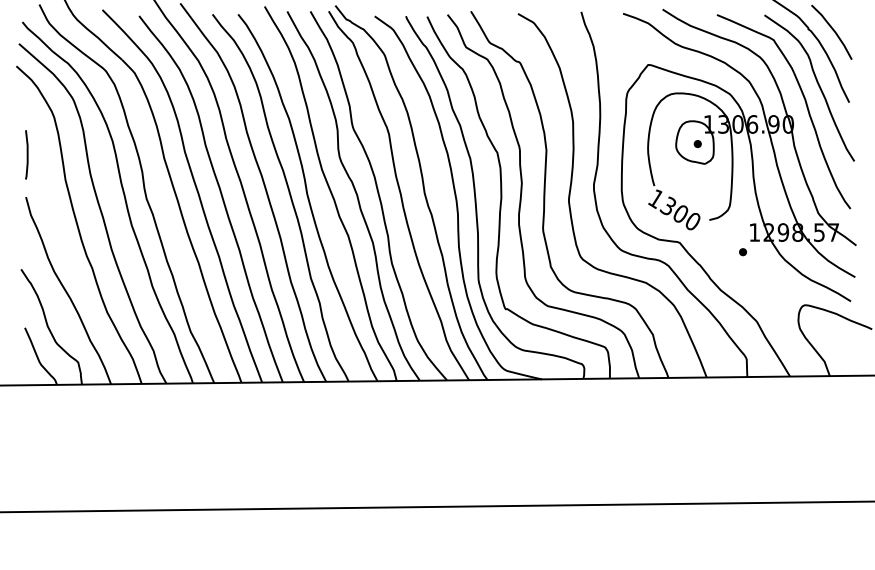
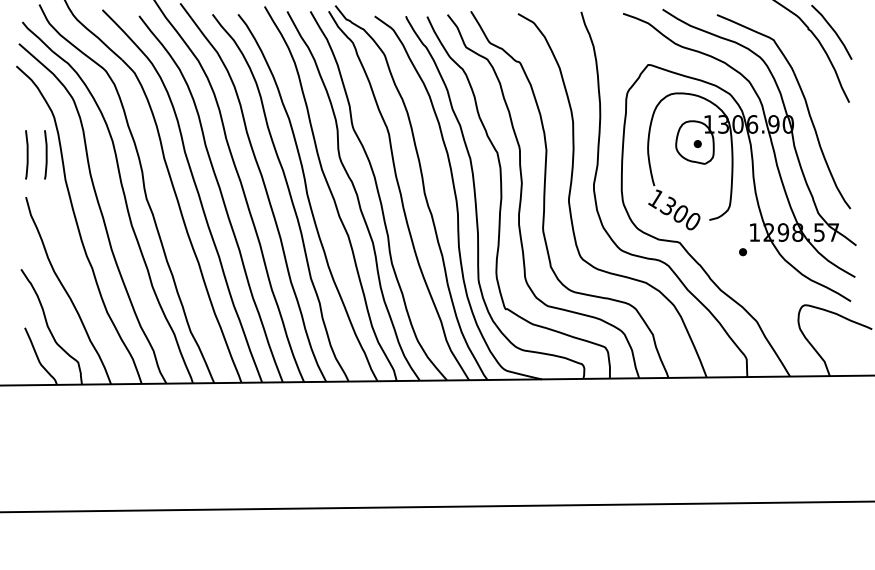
curve: present -> none (817, 84)
line: none -> present (45, 154)
